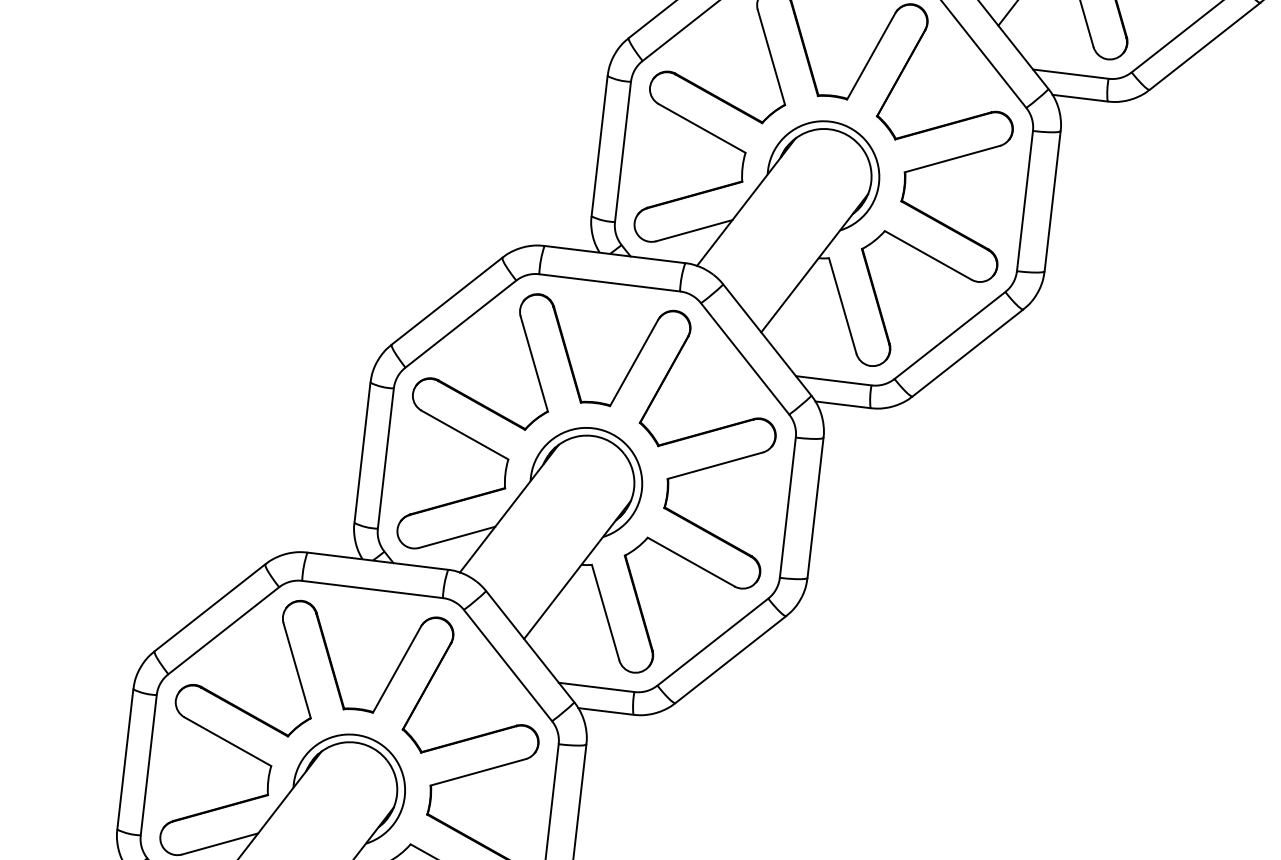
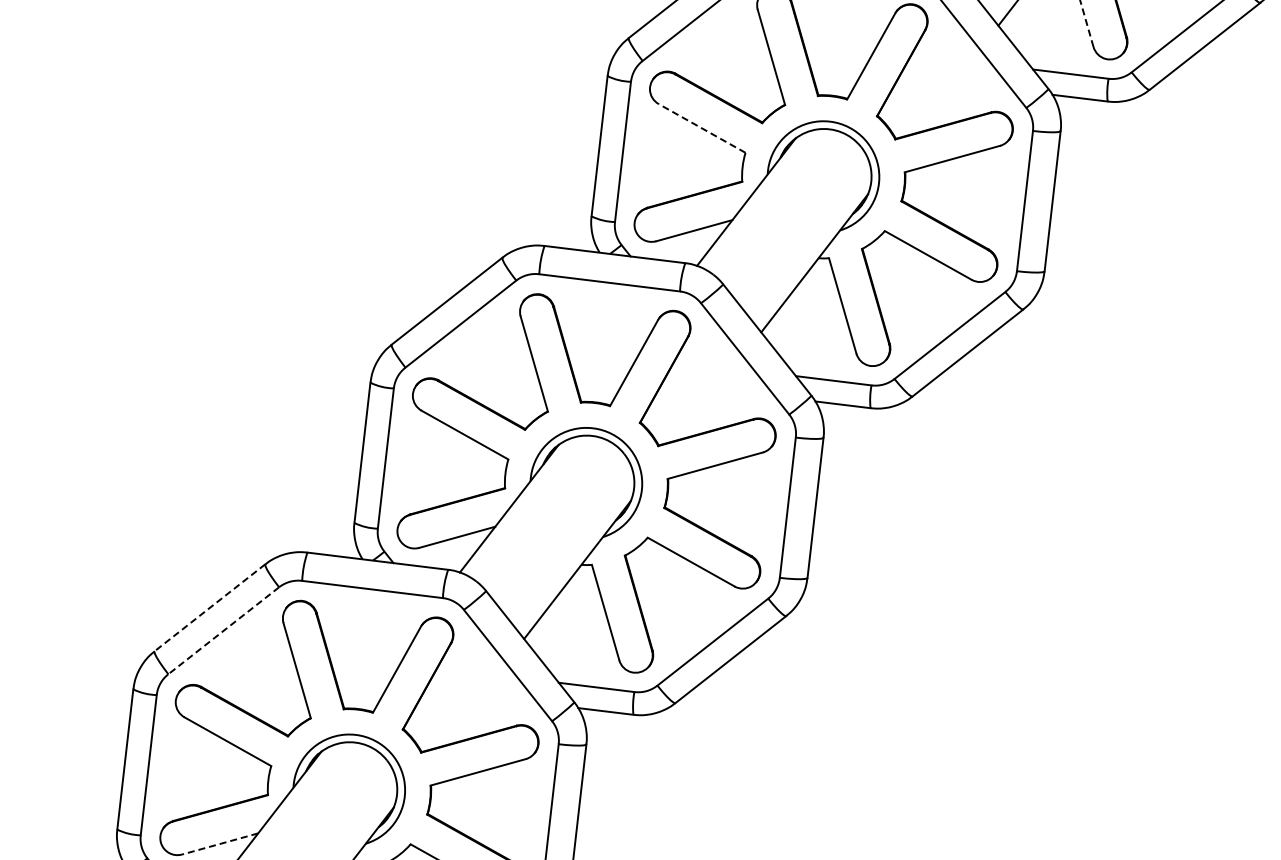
line: solid -> dashed (1086, 23)
line: solid -> dashed (702, 128)
line: solid -> dashed (209, 608)
line: solid -> dashed (223, 631)
line: solid -> dashed (219, 844)
